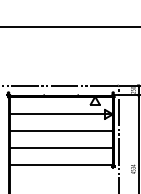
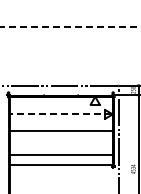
line: solid -> dashed (70, 26)
line: solid -> dashed (60, 114)
line position: (60, 148) -> (60, 155) (60, 155)
